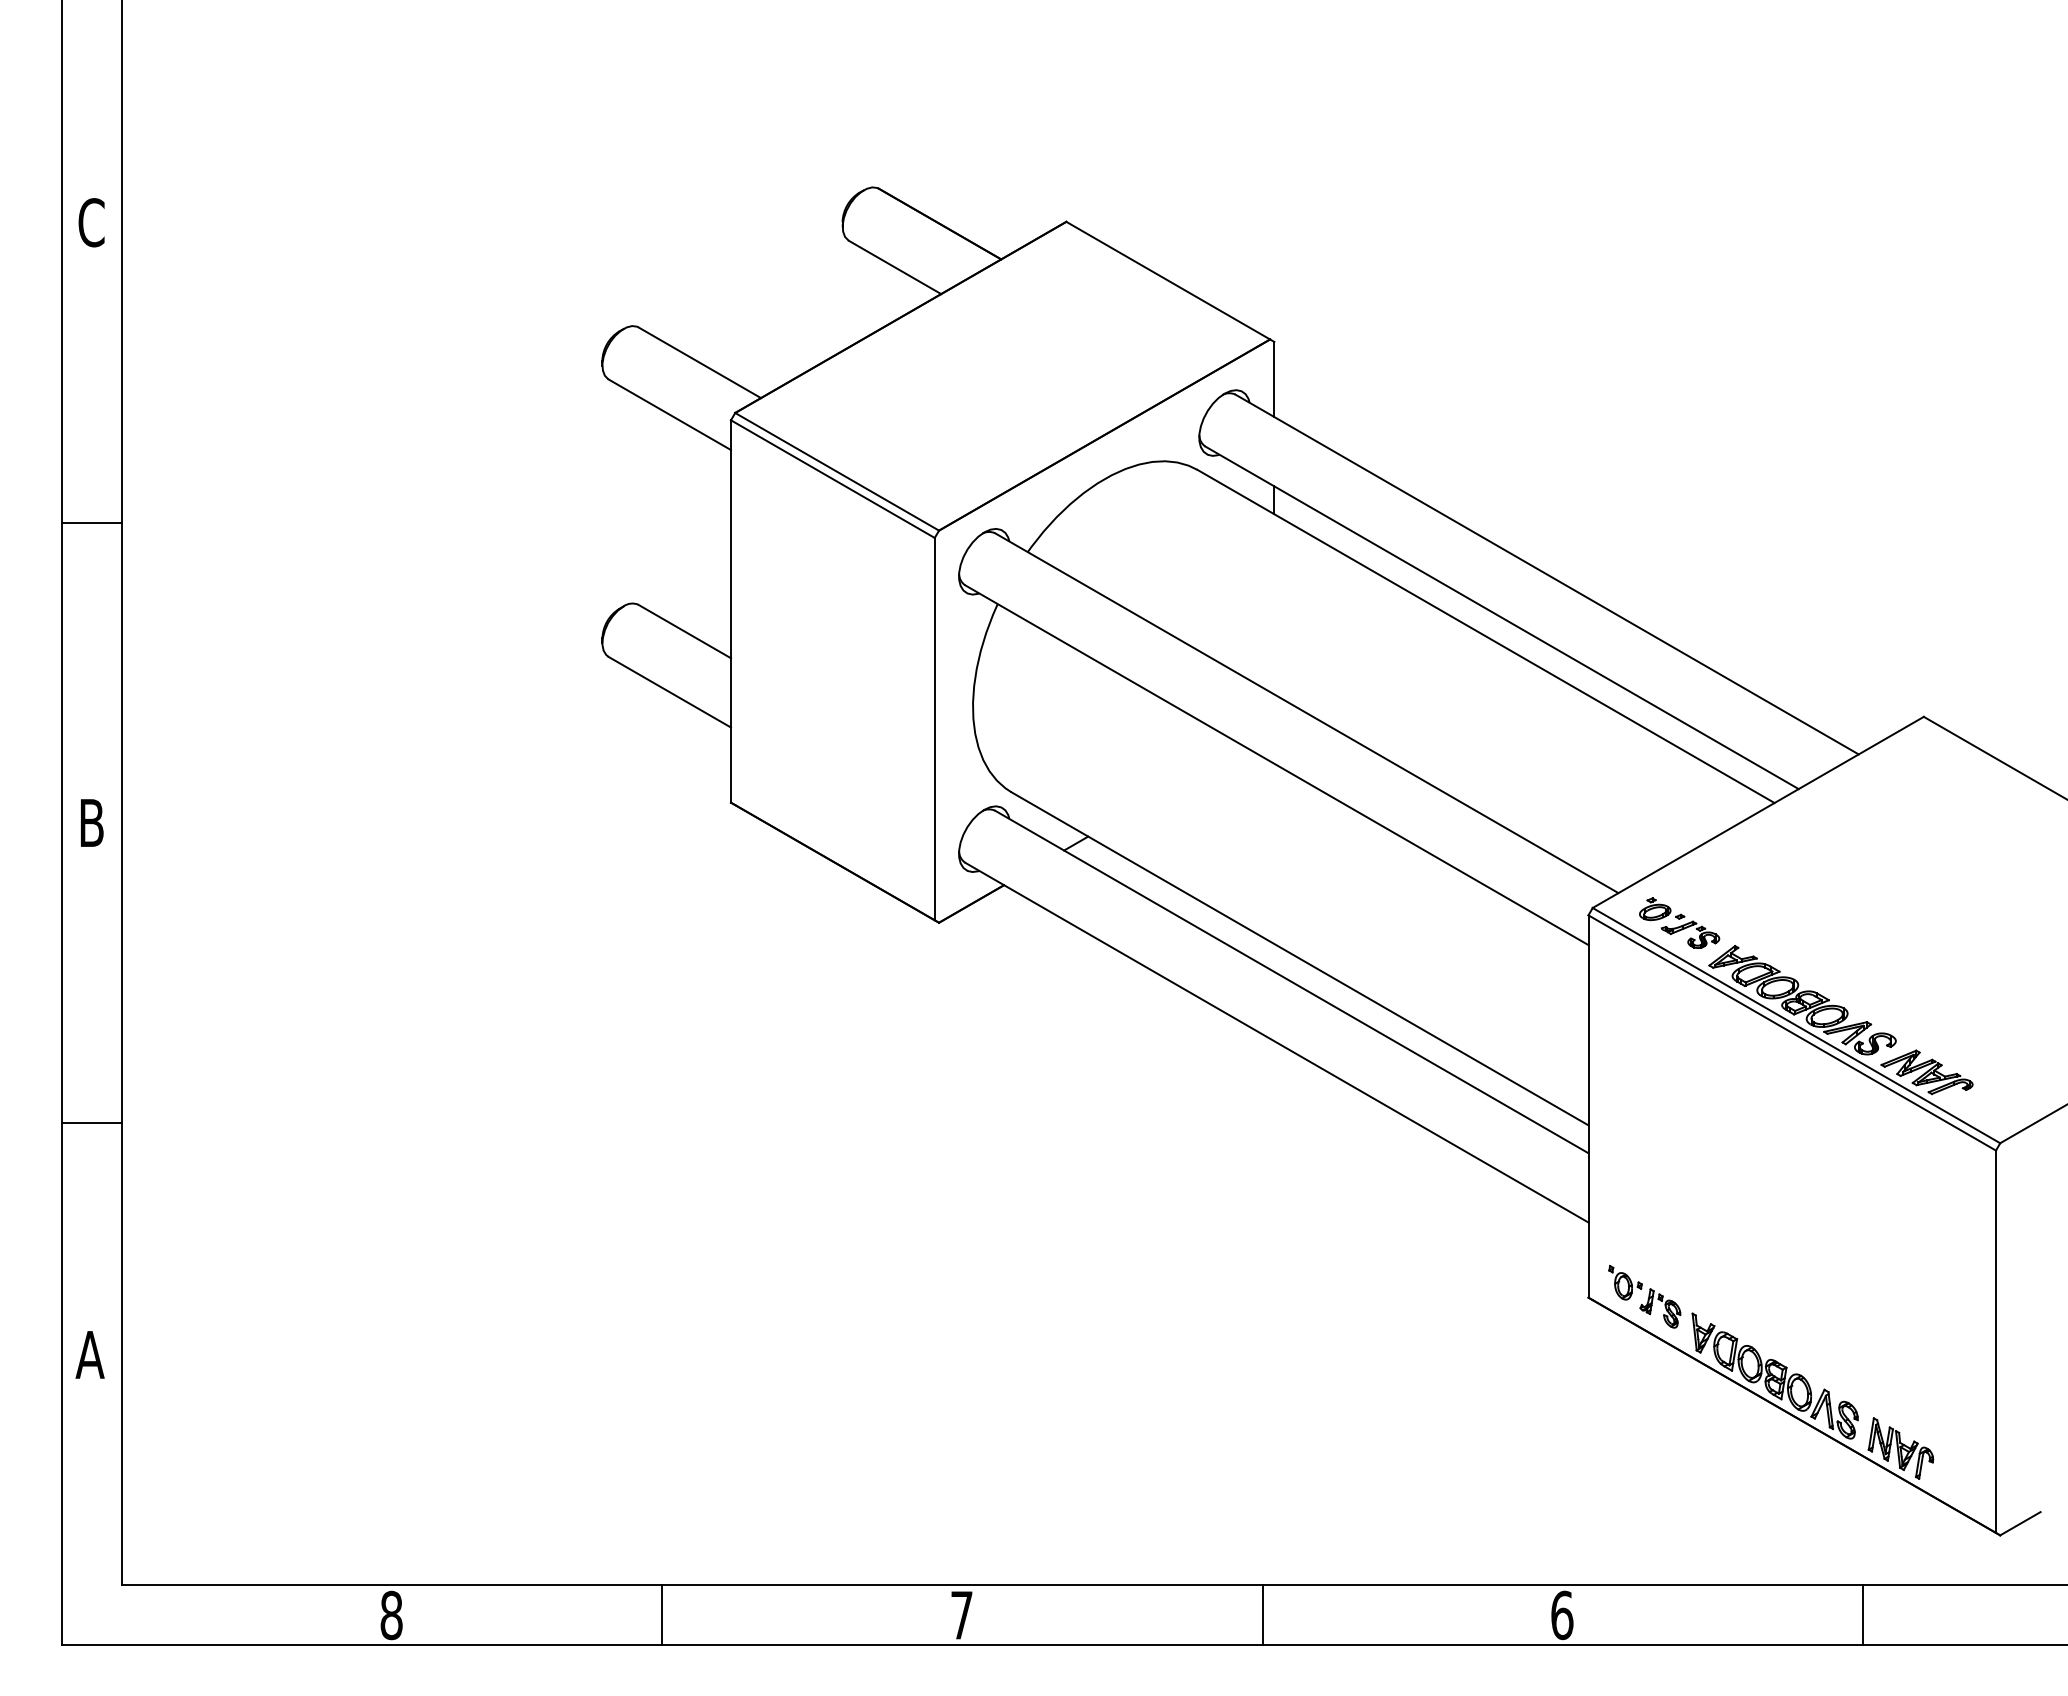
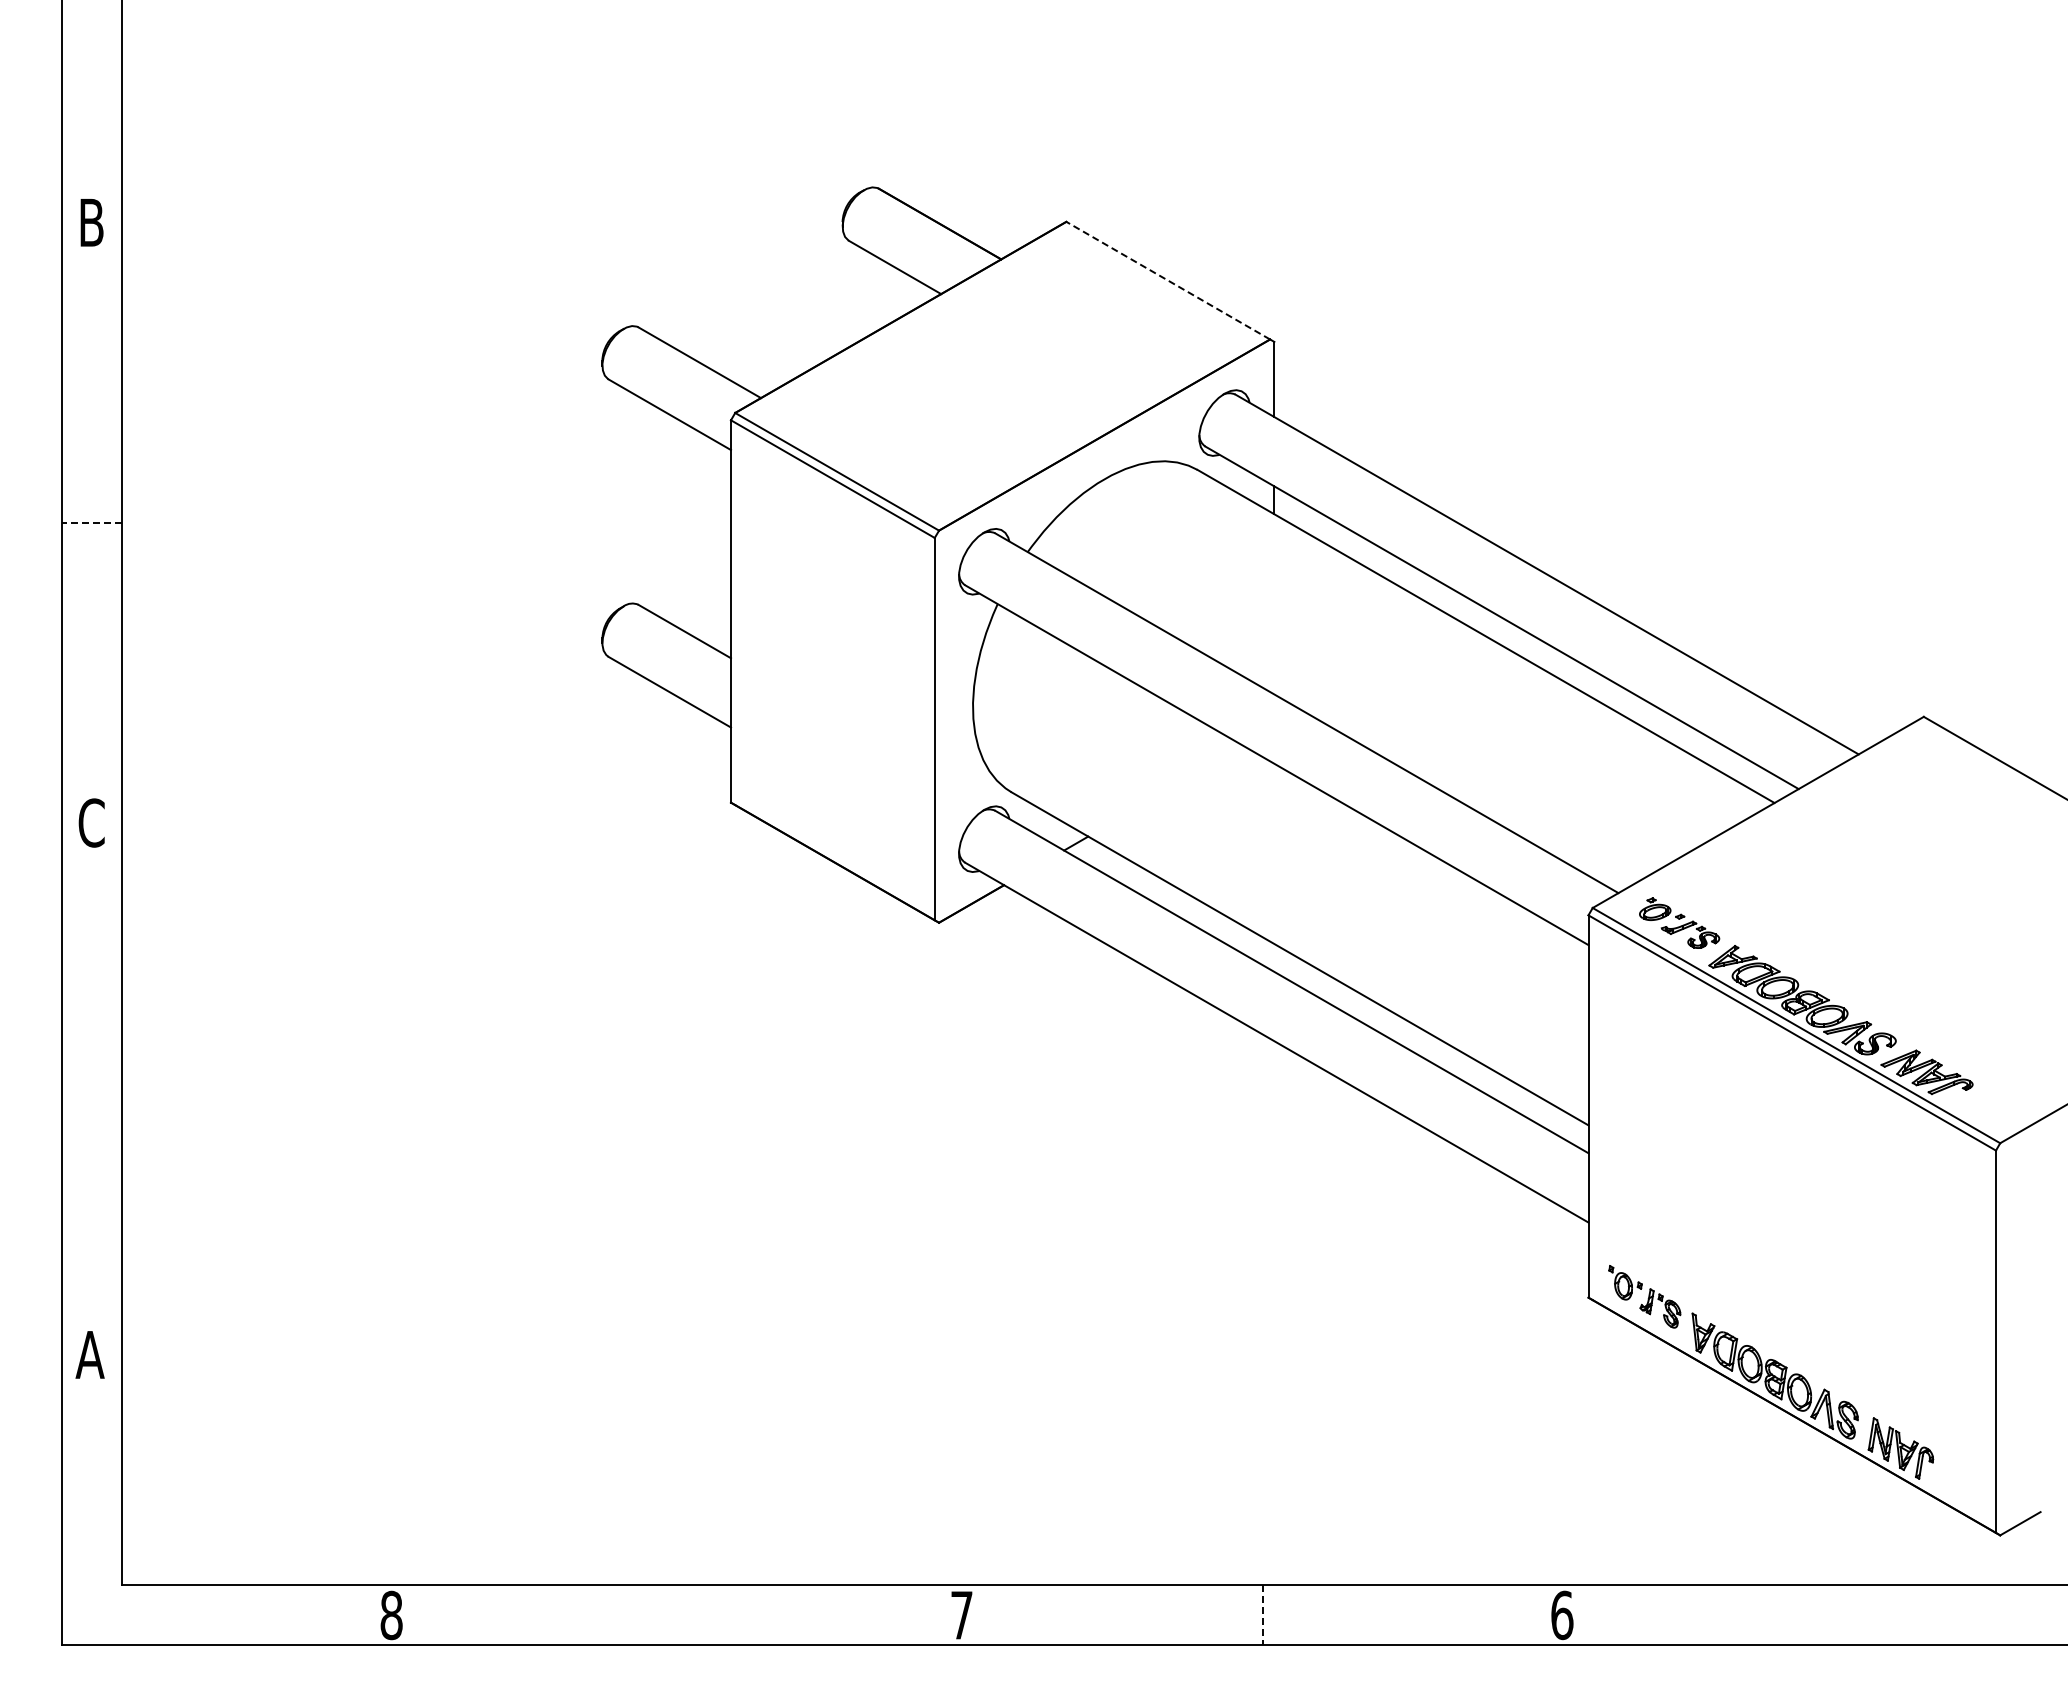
text: C -> B (91, 222)
line: solid -> dashed (1168, 280)
line: solid -> dashed (91, 522)
text: B -> C (91, 822)
line: present -> none (92, 1123)
line: present -> none (662, 1615)
line: solid -> dashed (1262, 1615)
line: present -> none (1862, 1615)
